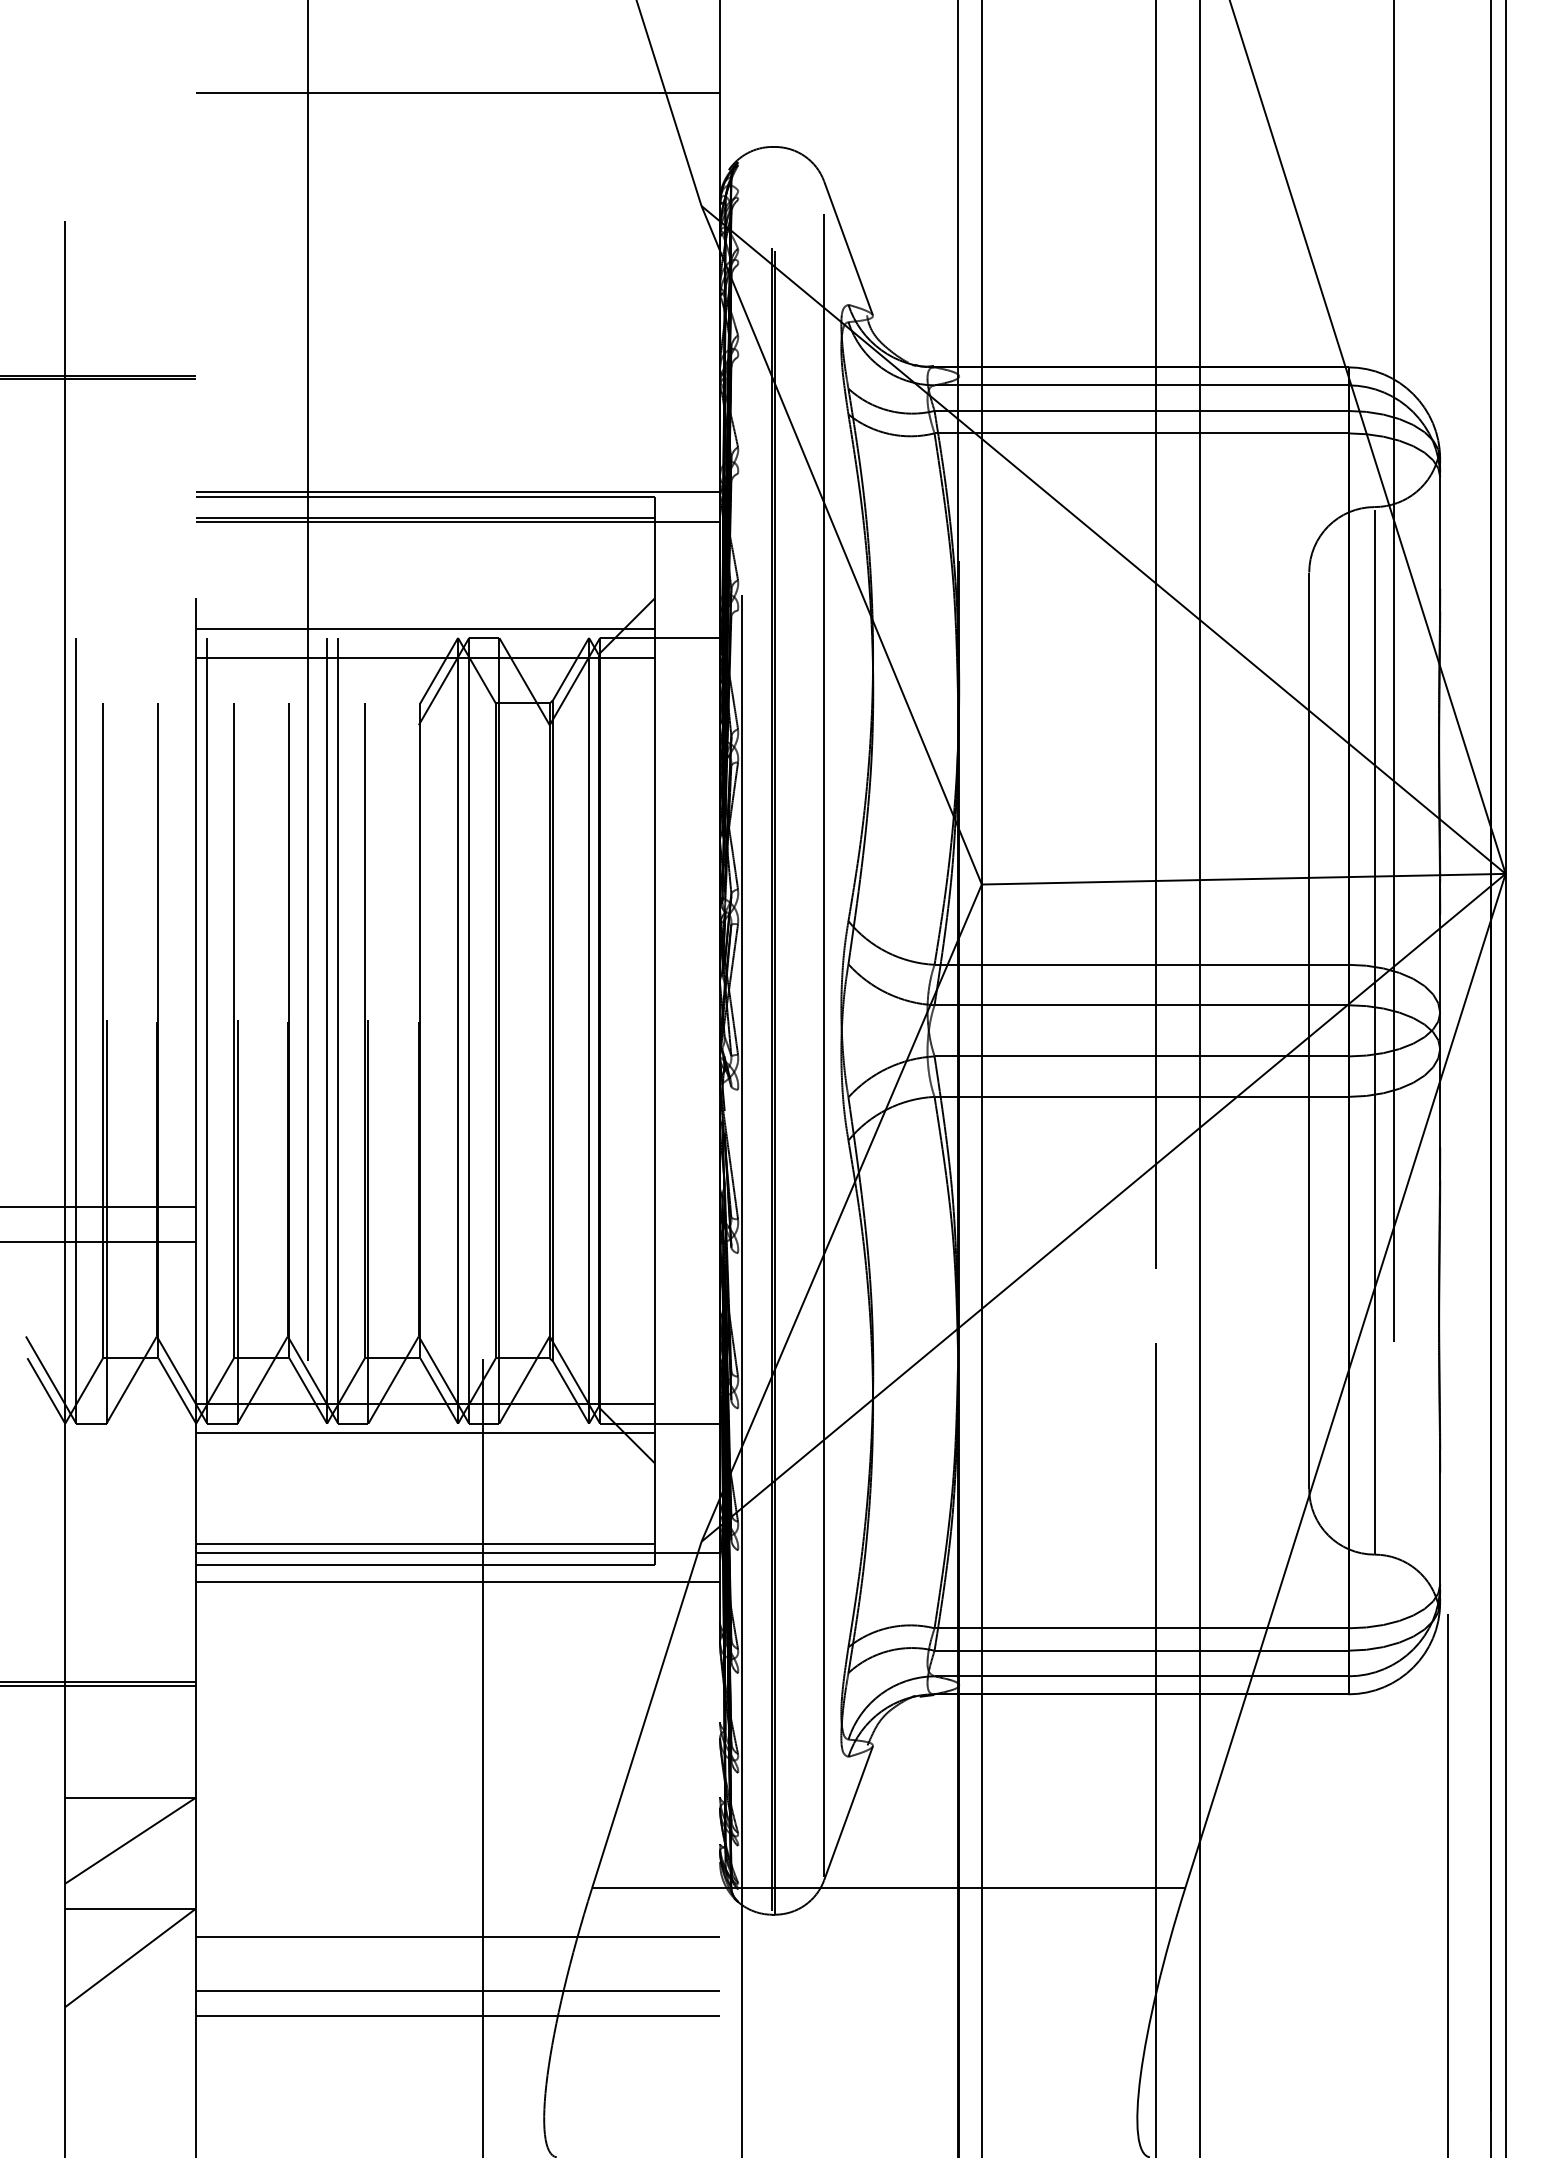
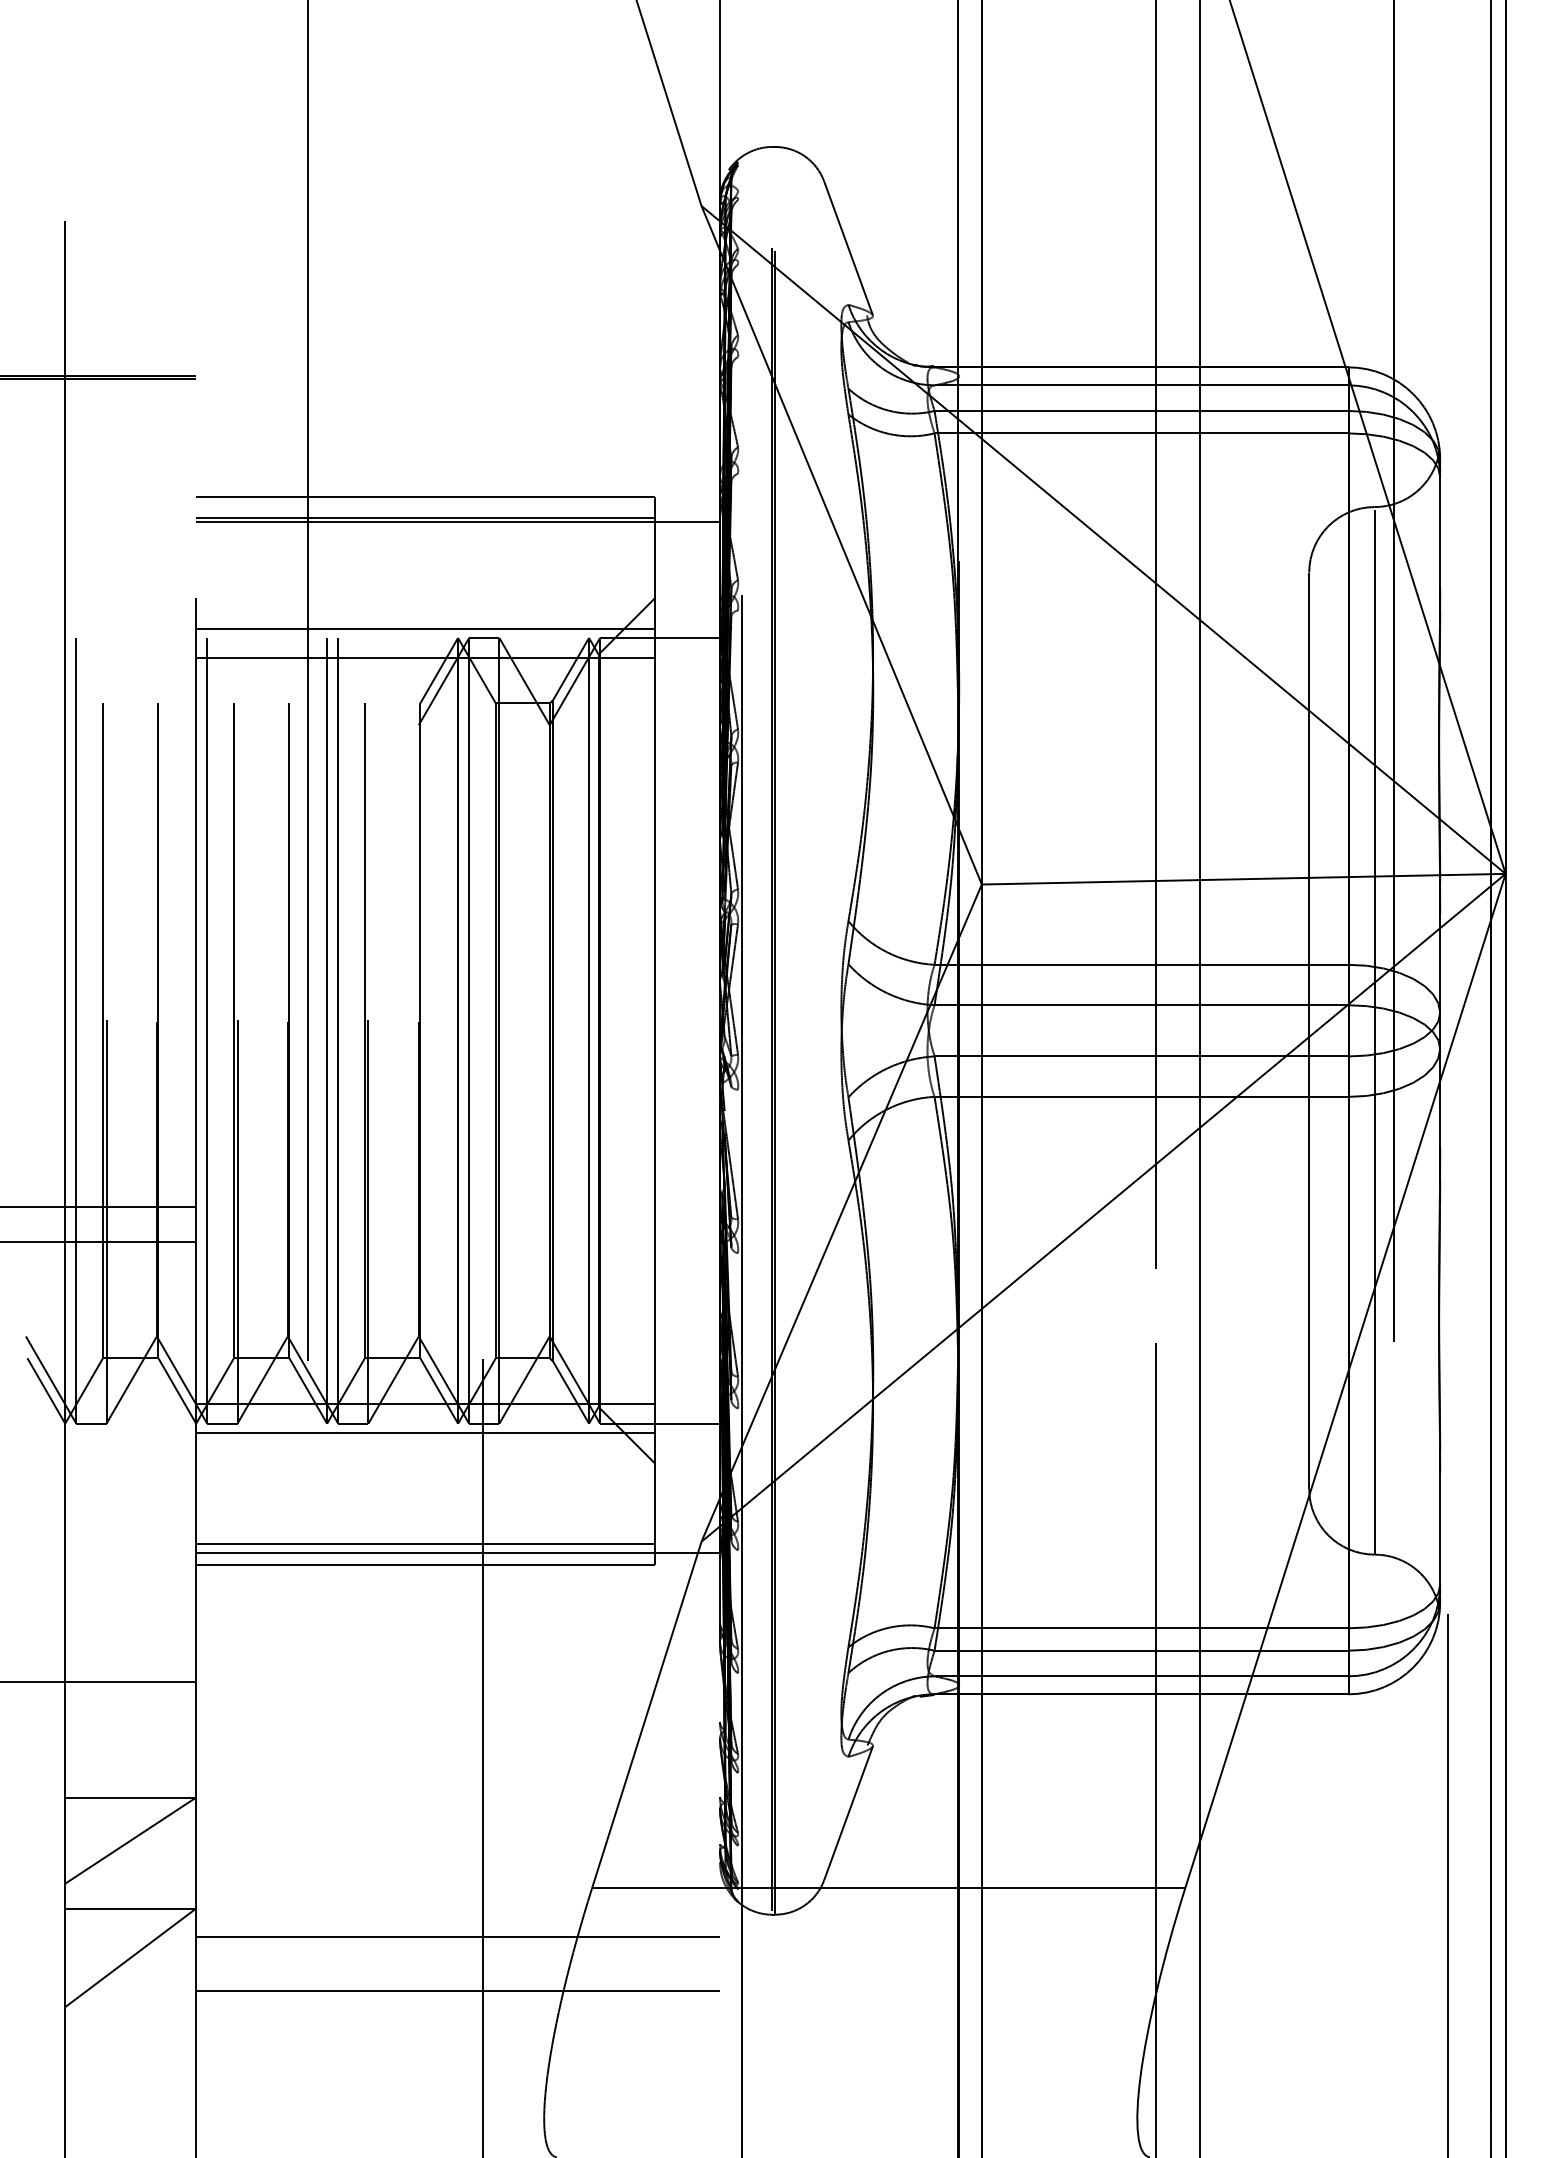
line: present -> none (457, 93)
line: present -> none (457, 492)
line: present -> none (824, 1030)
line: present -> none (457, 1582)
line: present -> none (99, 1685)
line: present -> none (457, 2016)
